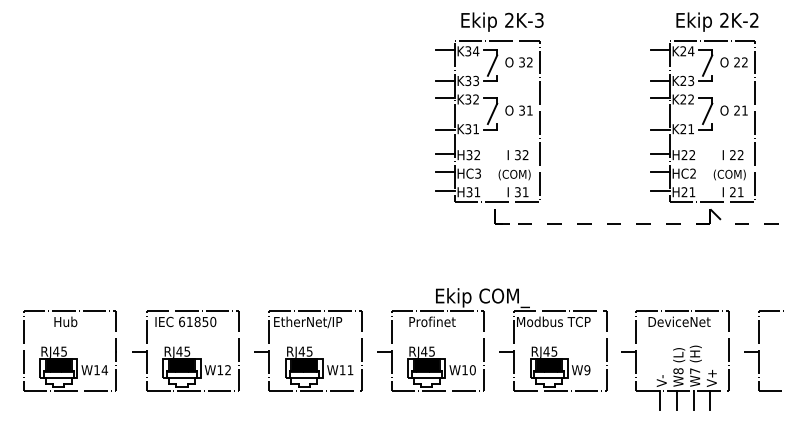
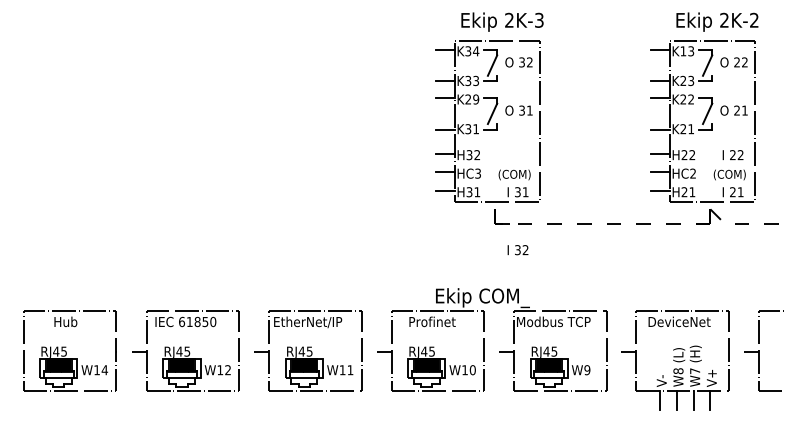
text: K24 -> K13 (687, 51)
text: K32 -> K29 (472, 99)
text position: (517, 155) -> (517, 250) (517, 250)
